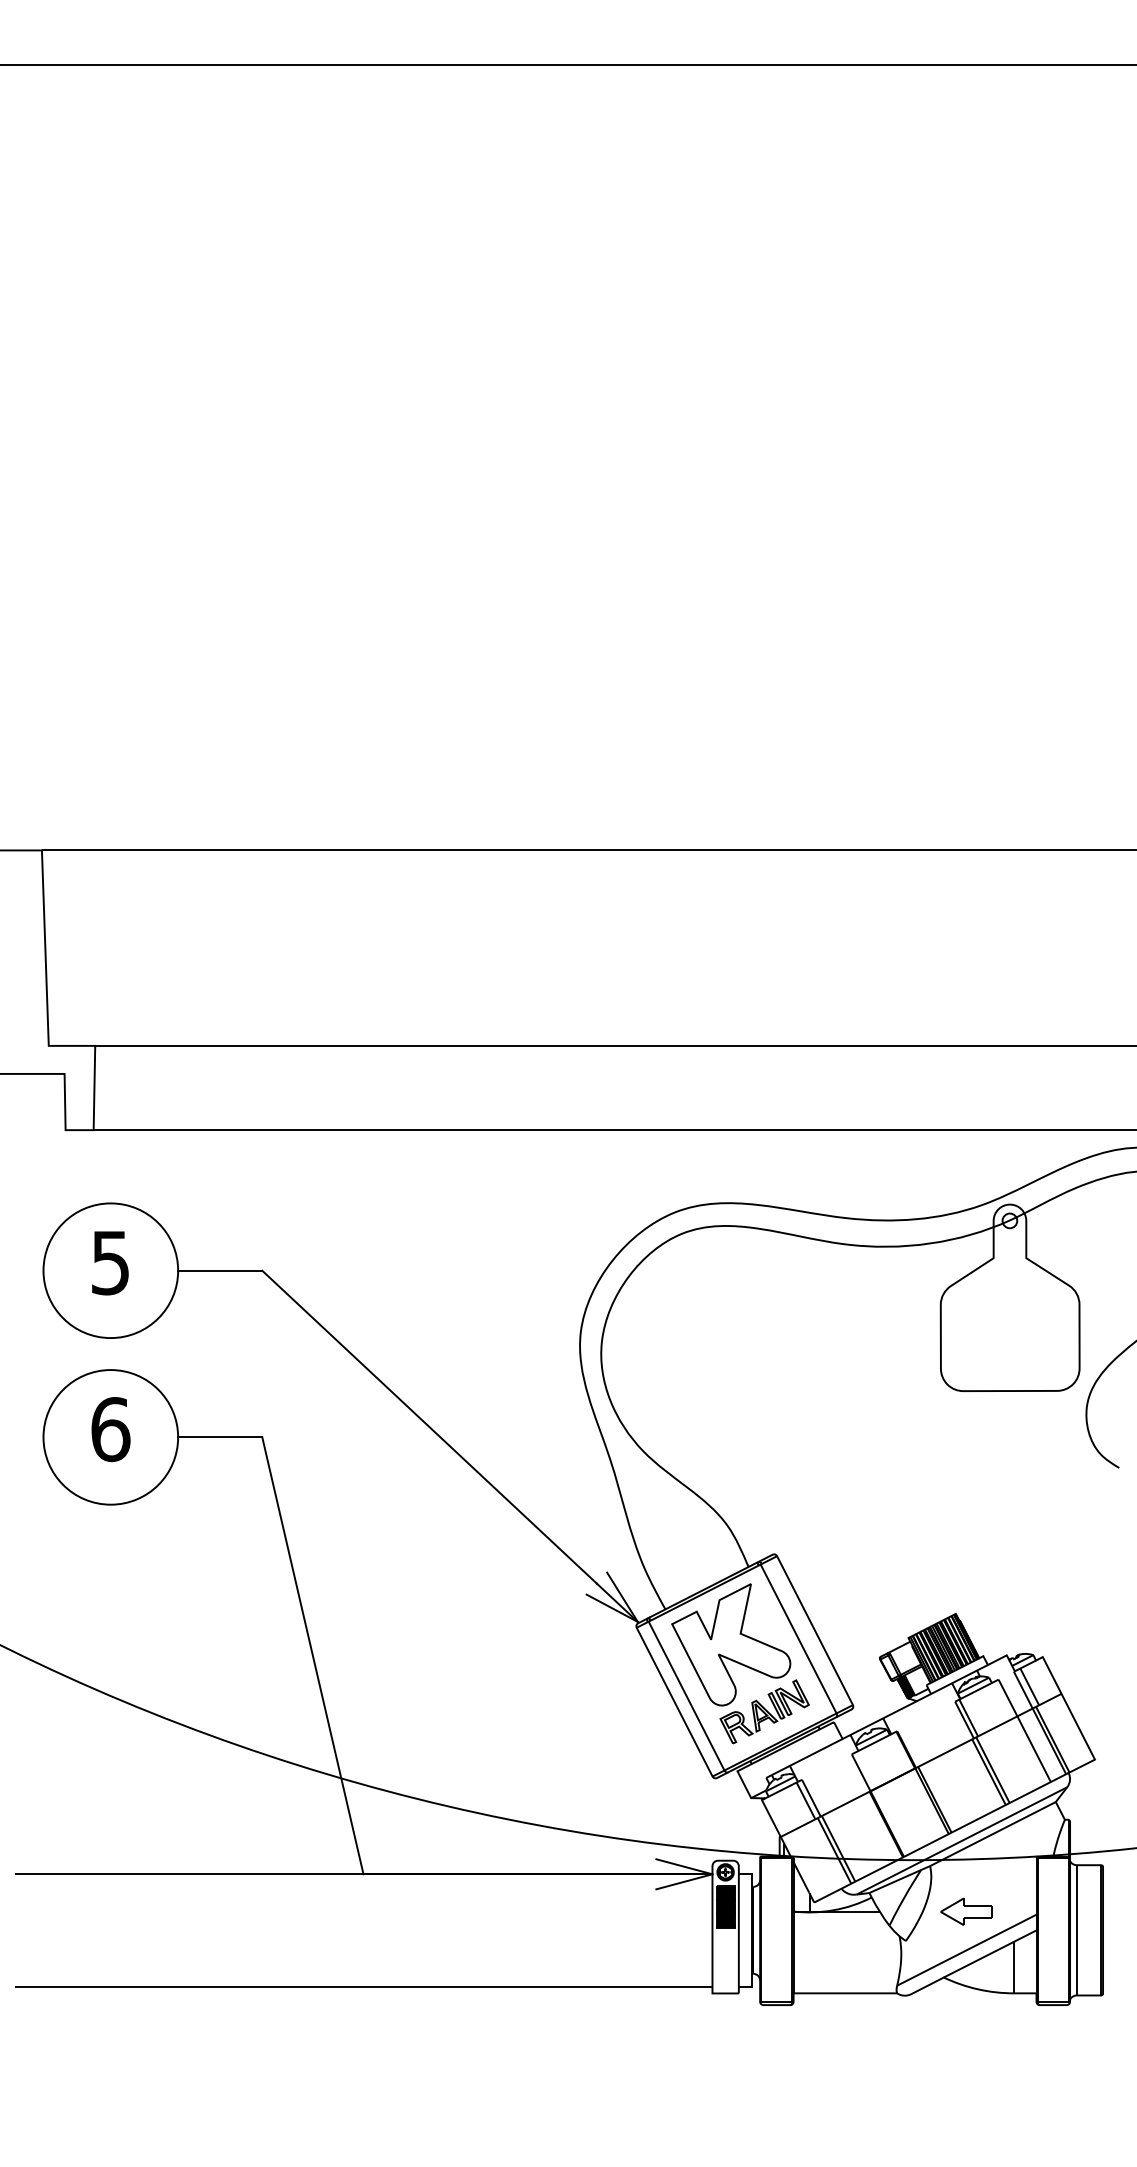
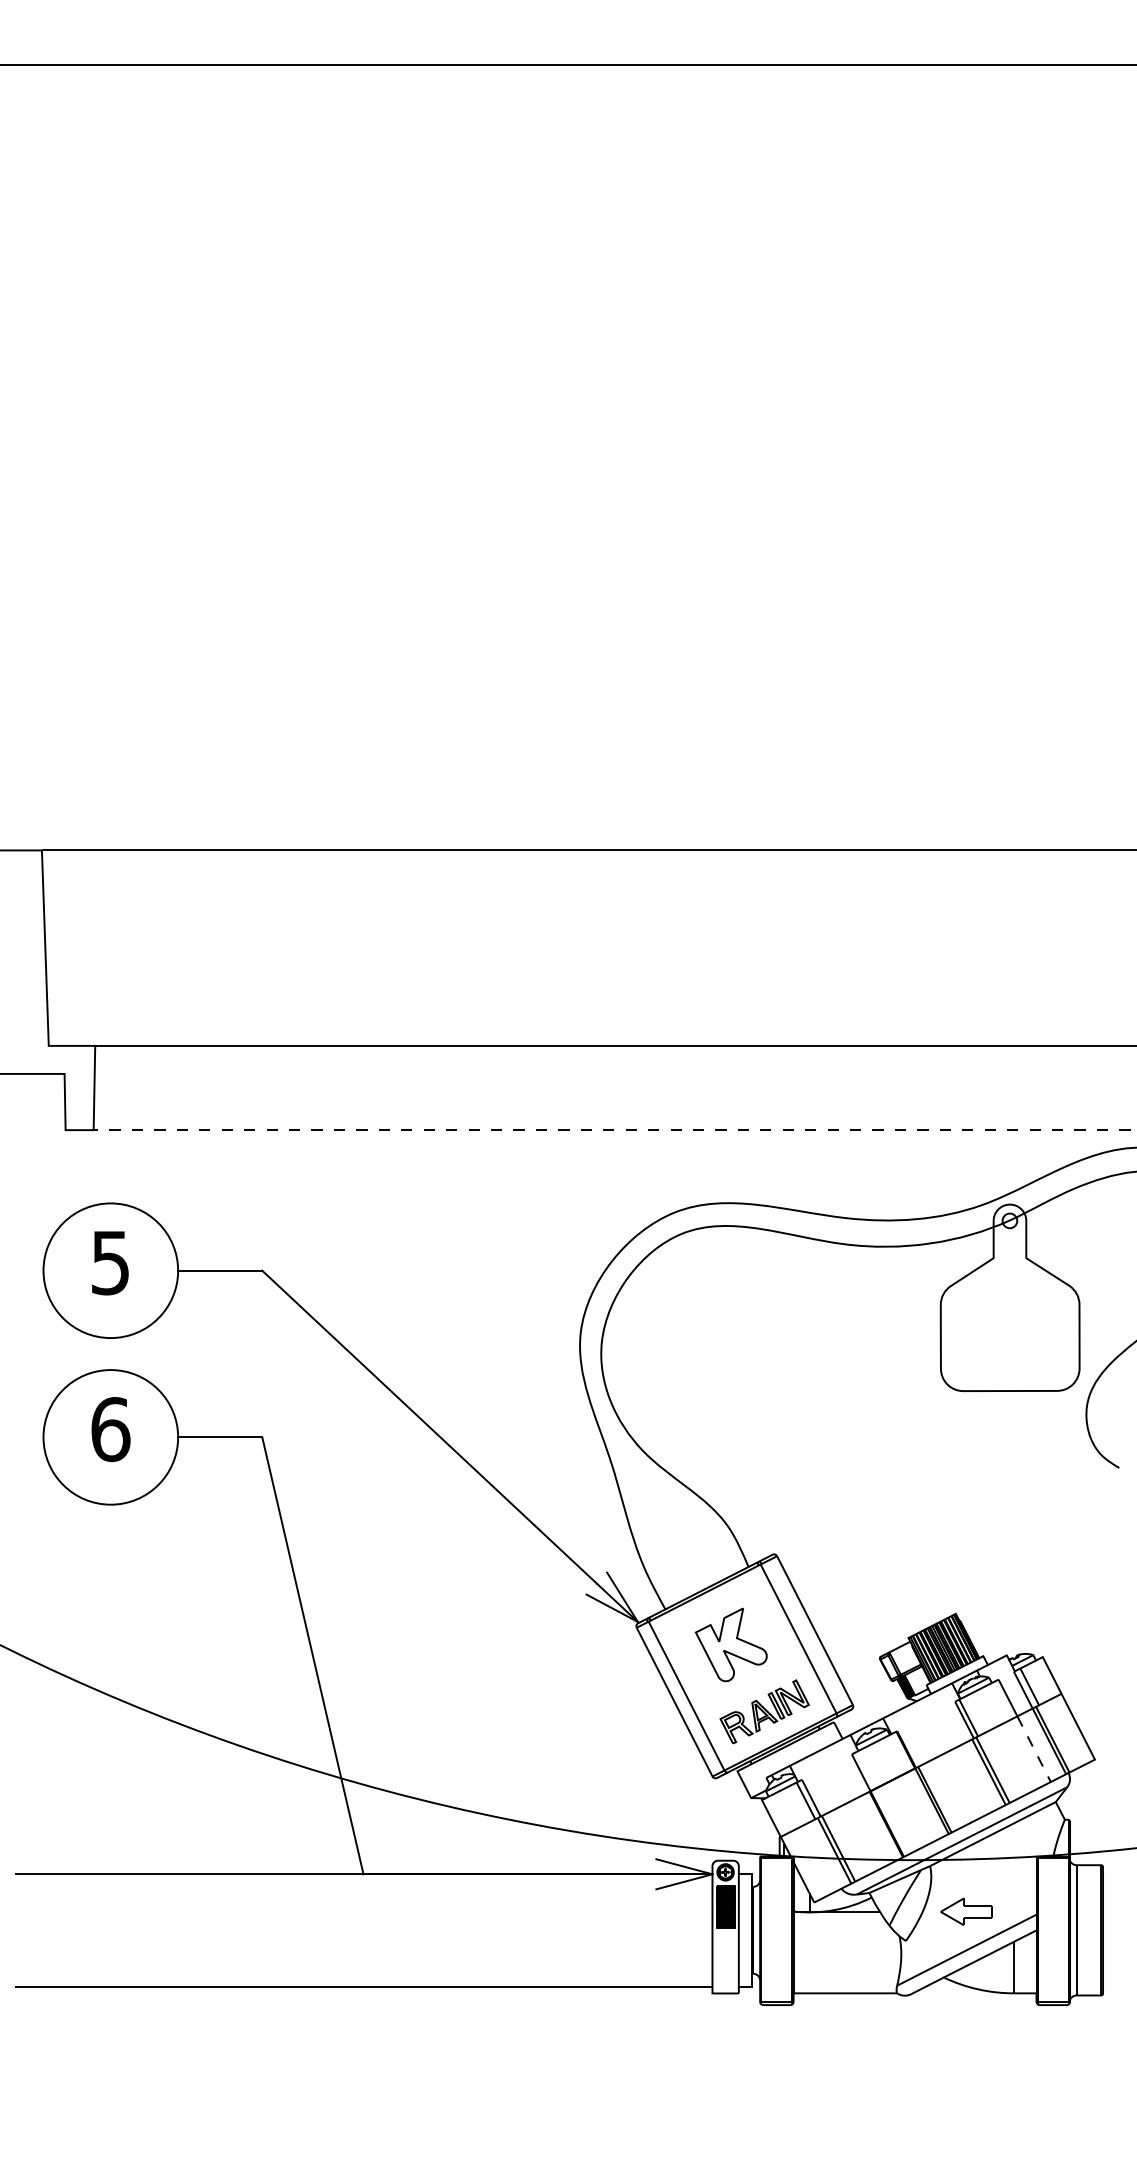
line: solid -> dashed (614, 1130)
part size: 121x124 px -> 74x76 px (730, 1644)
line: solid -> dashed (1034, 1749)
